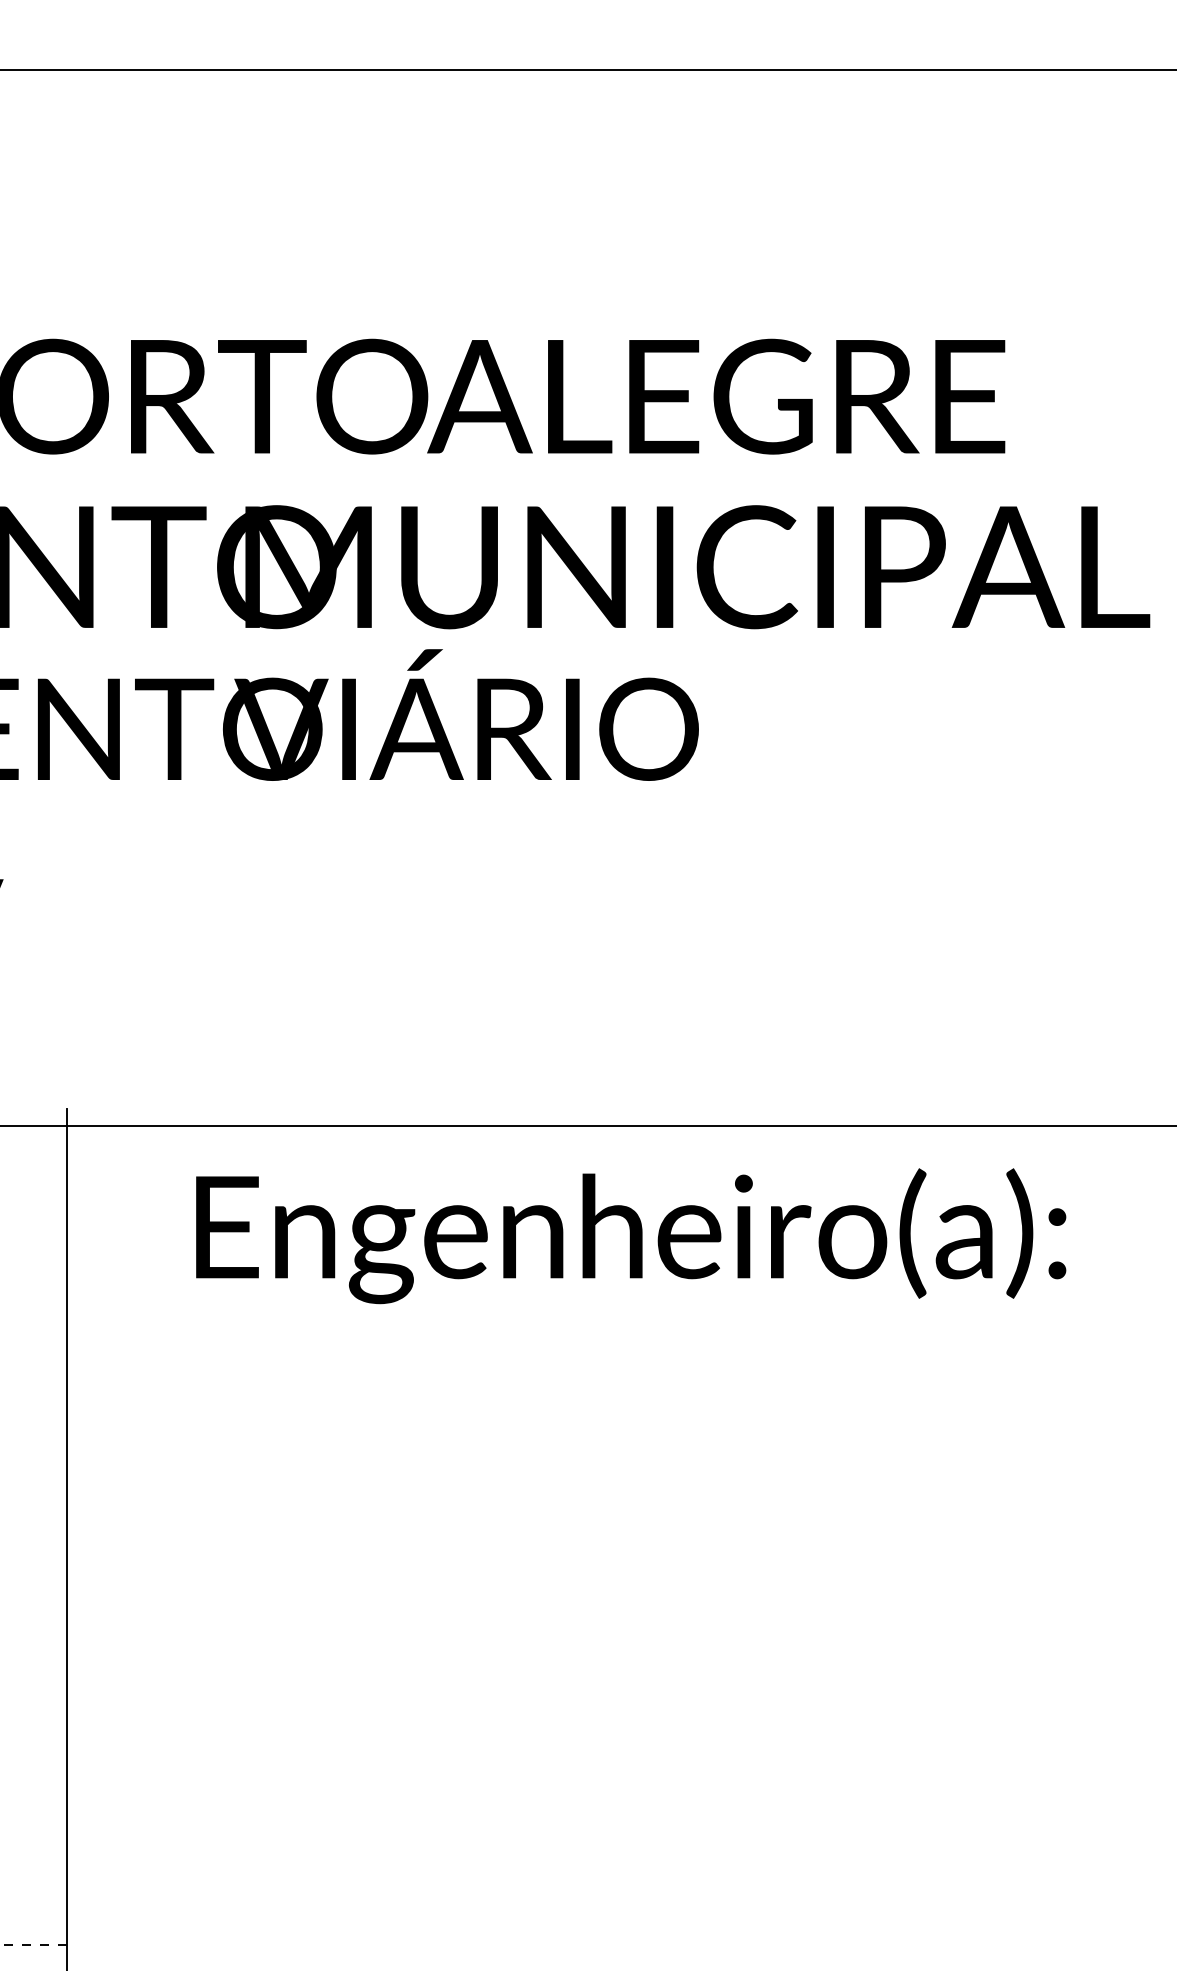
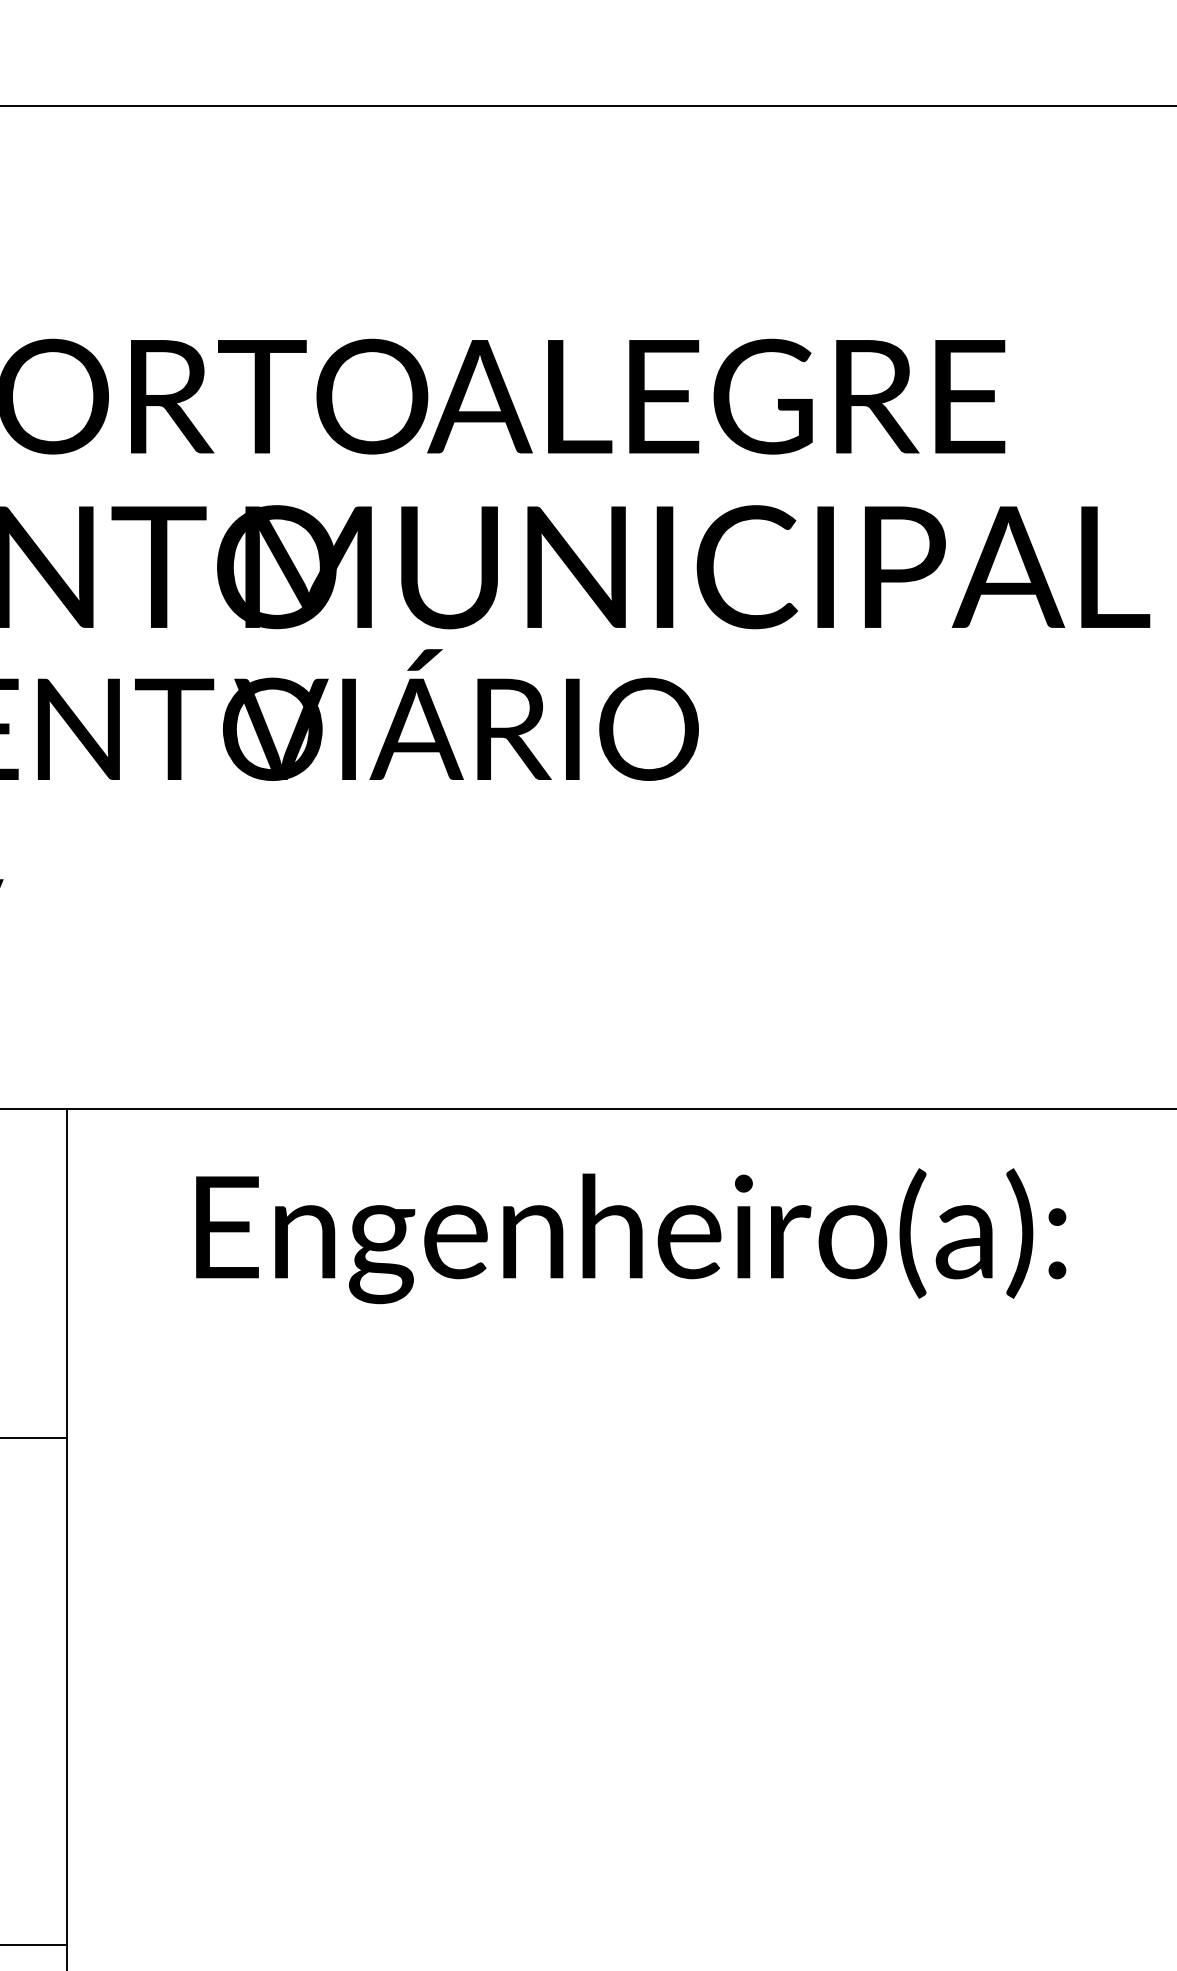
line position: (587, 69) -> (587, 105) (587, 105)
line position: (587, 1125) -> (587, 1108) (587, 1108)
line: none -> present (34, 1438)
line: dashed -> solid (32, 1944)
